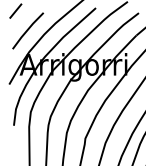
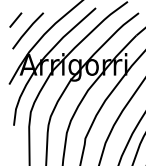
line position: (15, 10) -> (15, 19) (15, 19)
